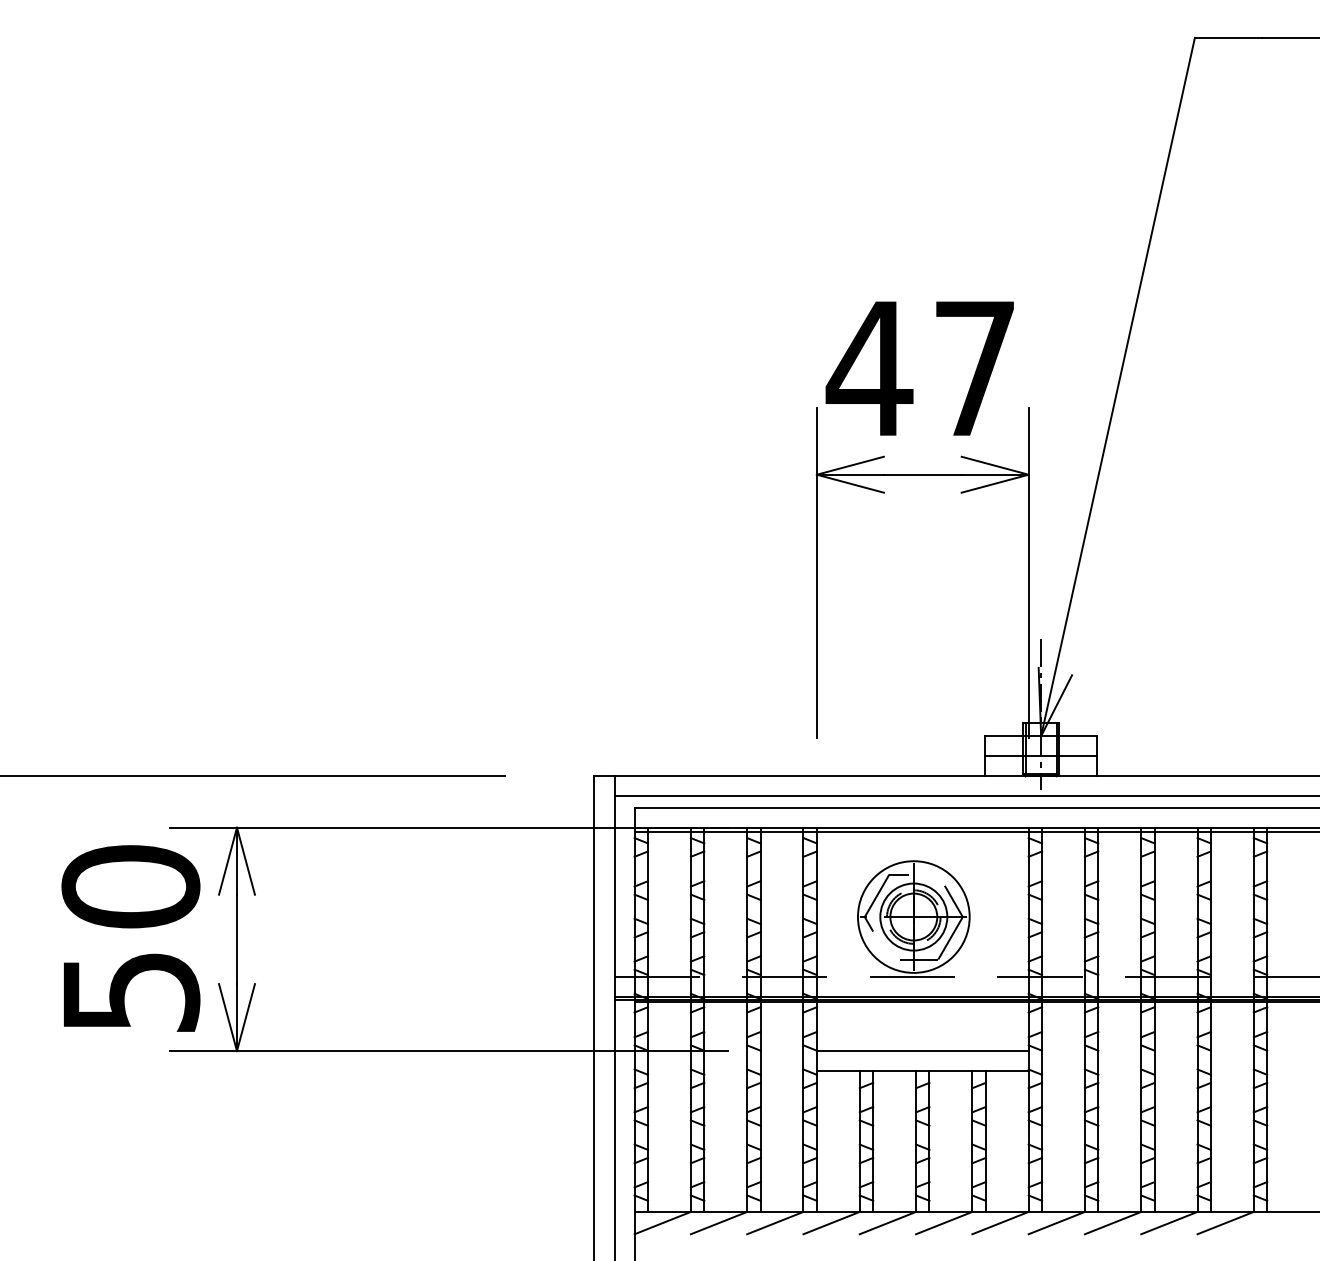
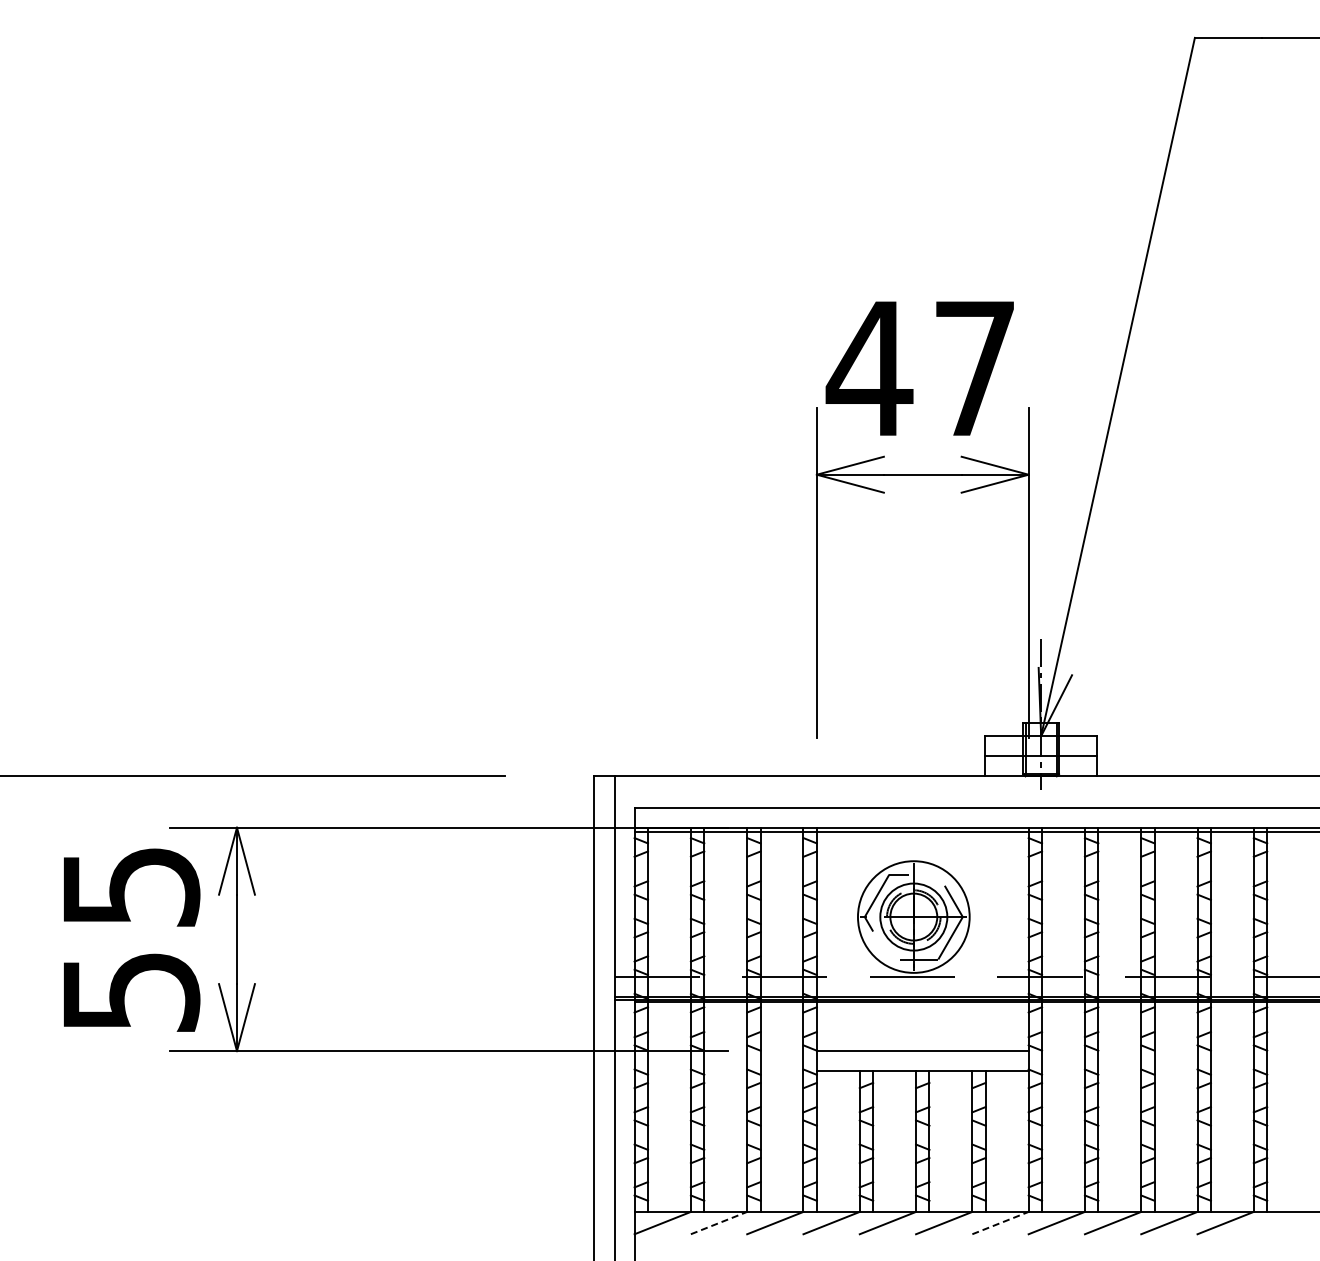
line: present -> none (965, 796)
text: 50 -> 55 (130, 886)
line: solid -> dashed (719, 1222)
line: solid -> dashed (1000, 1222)
